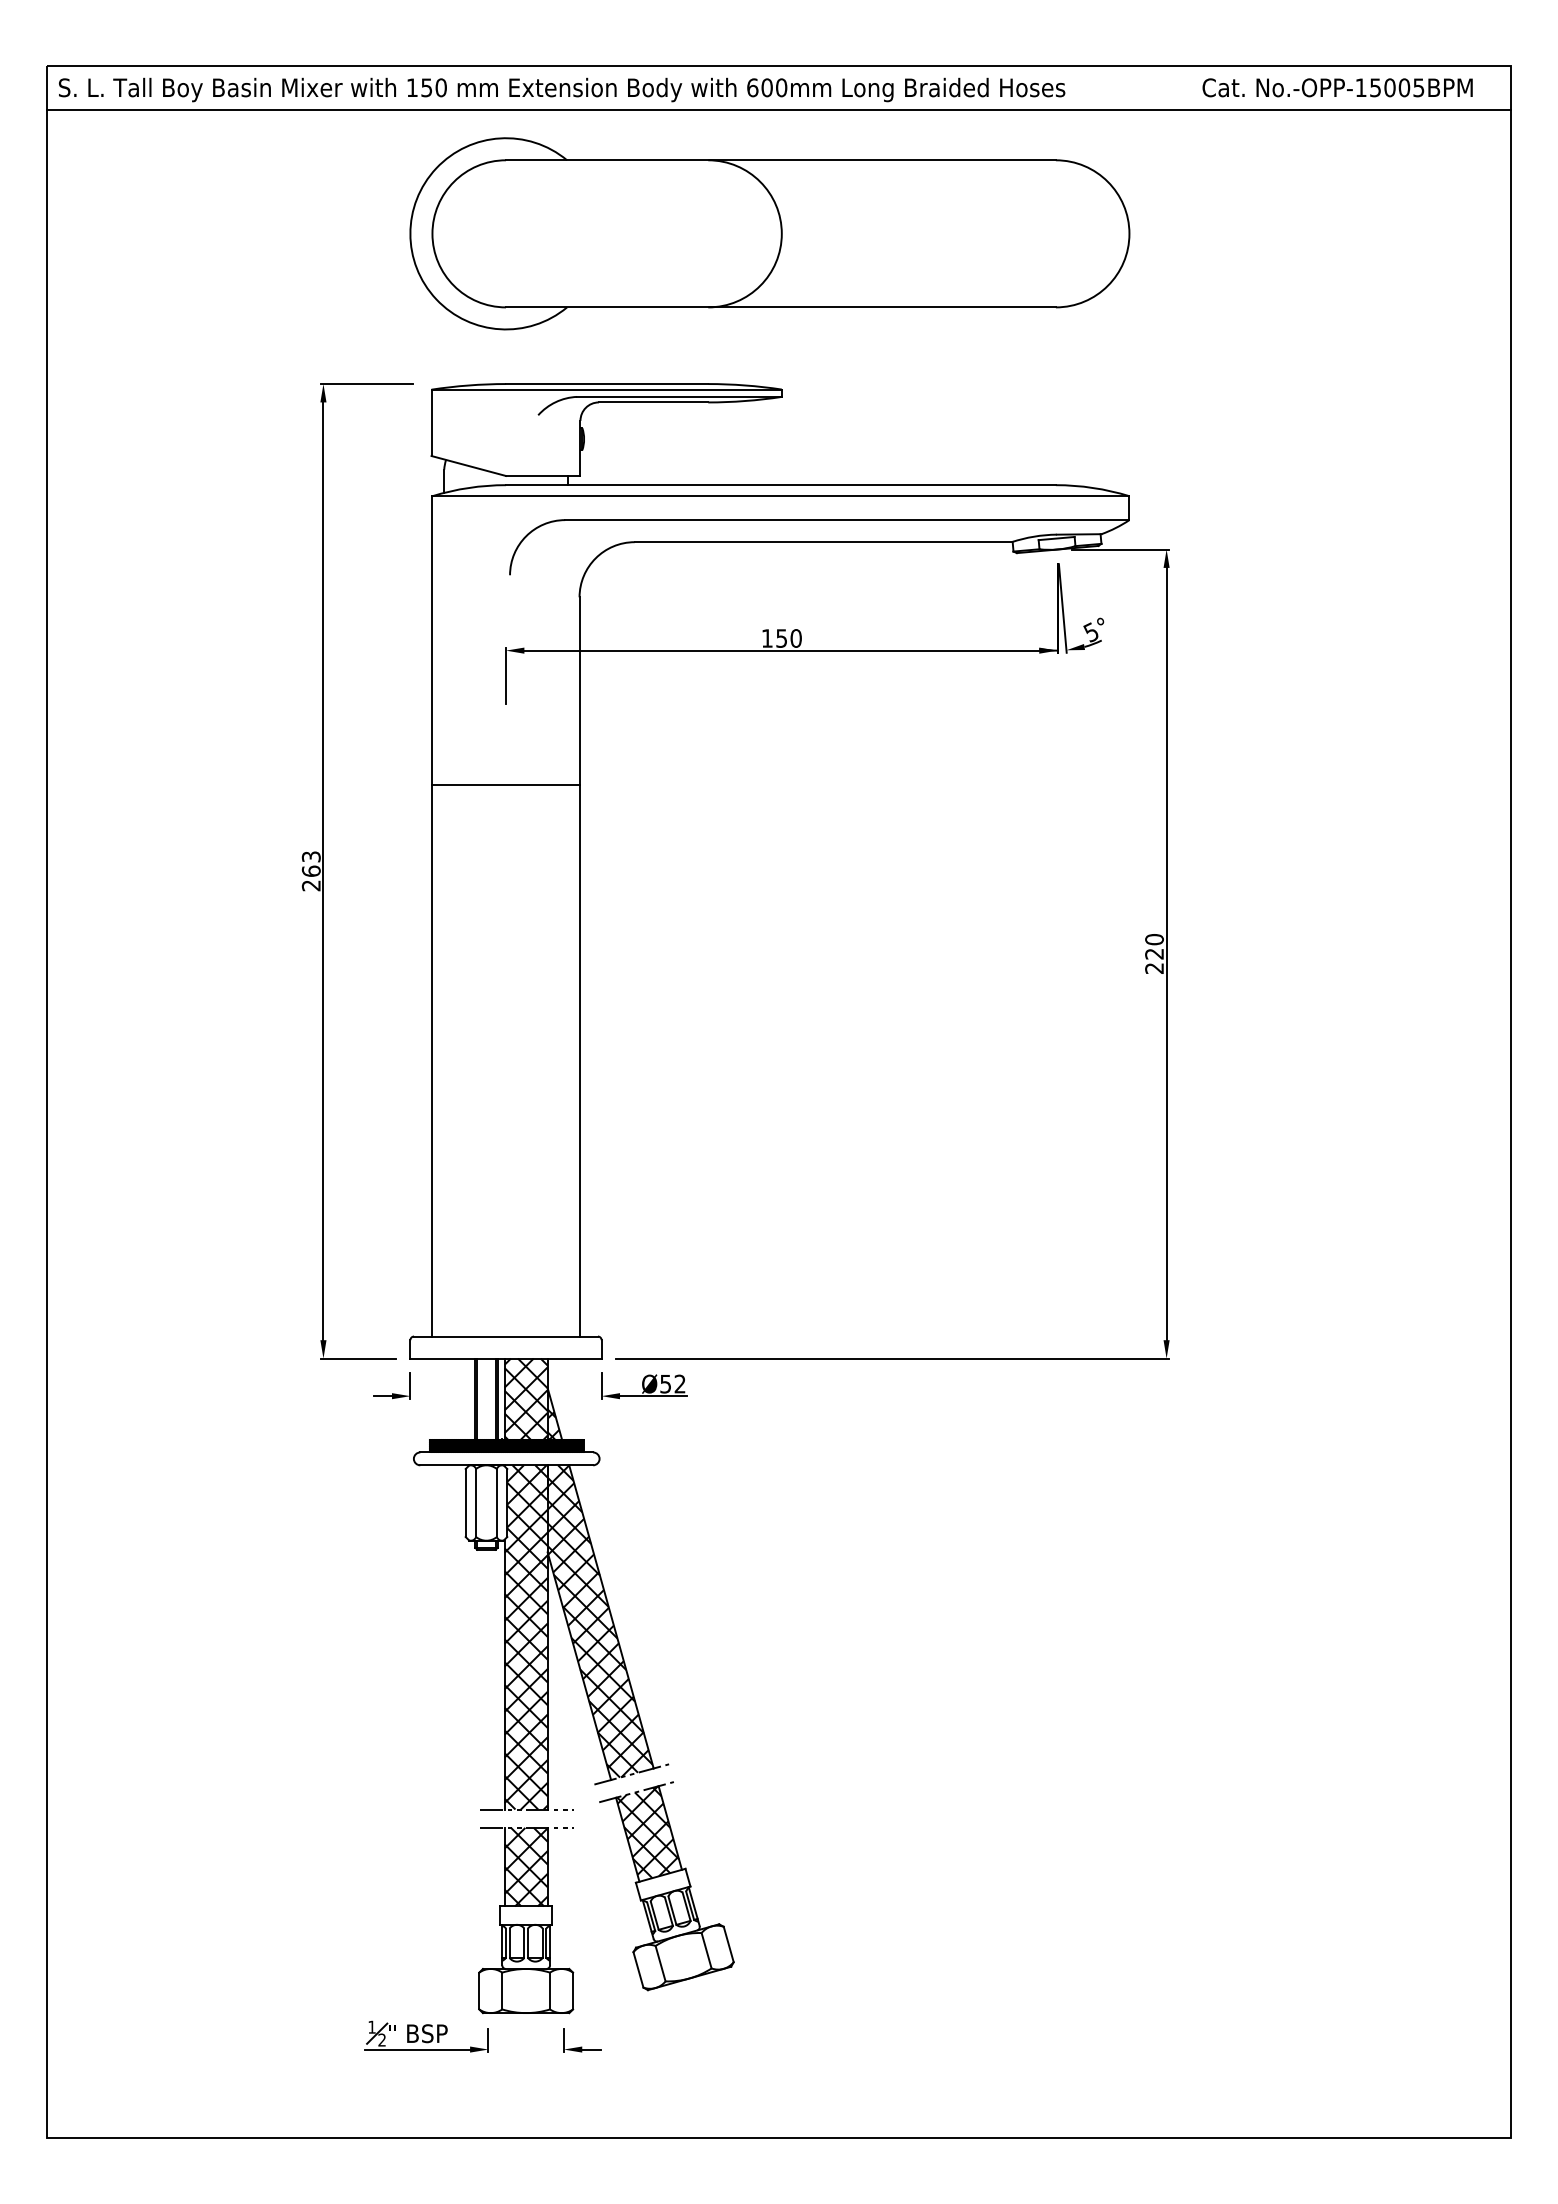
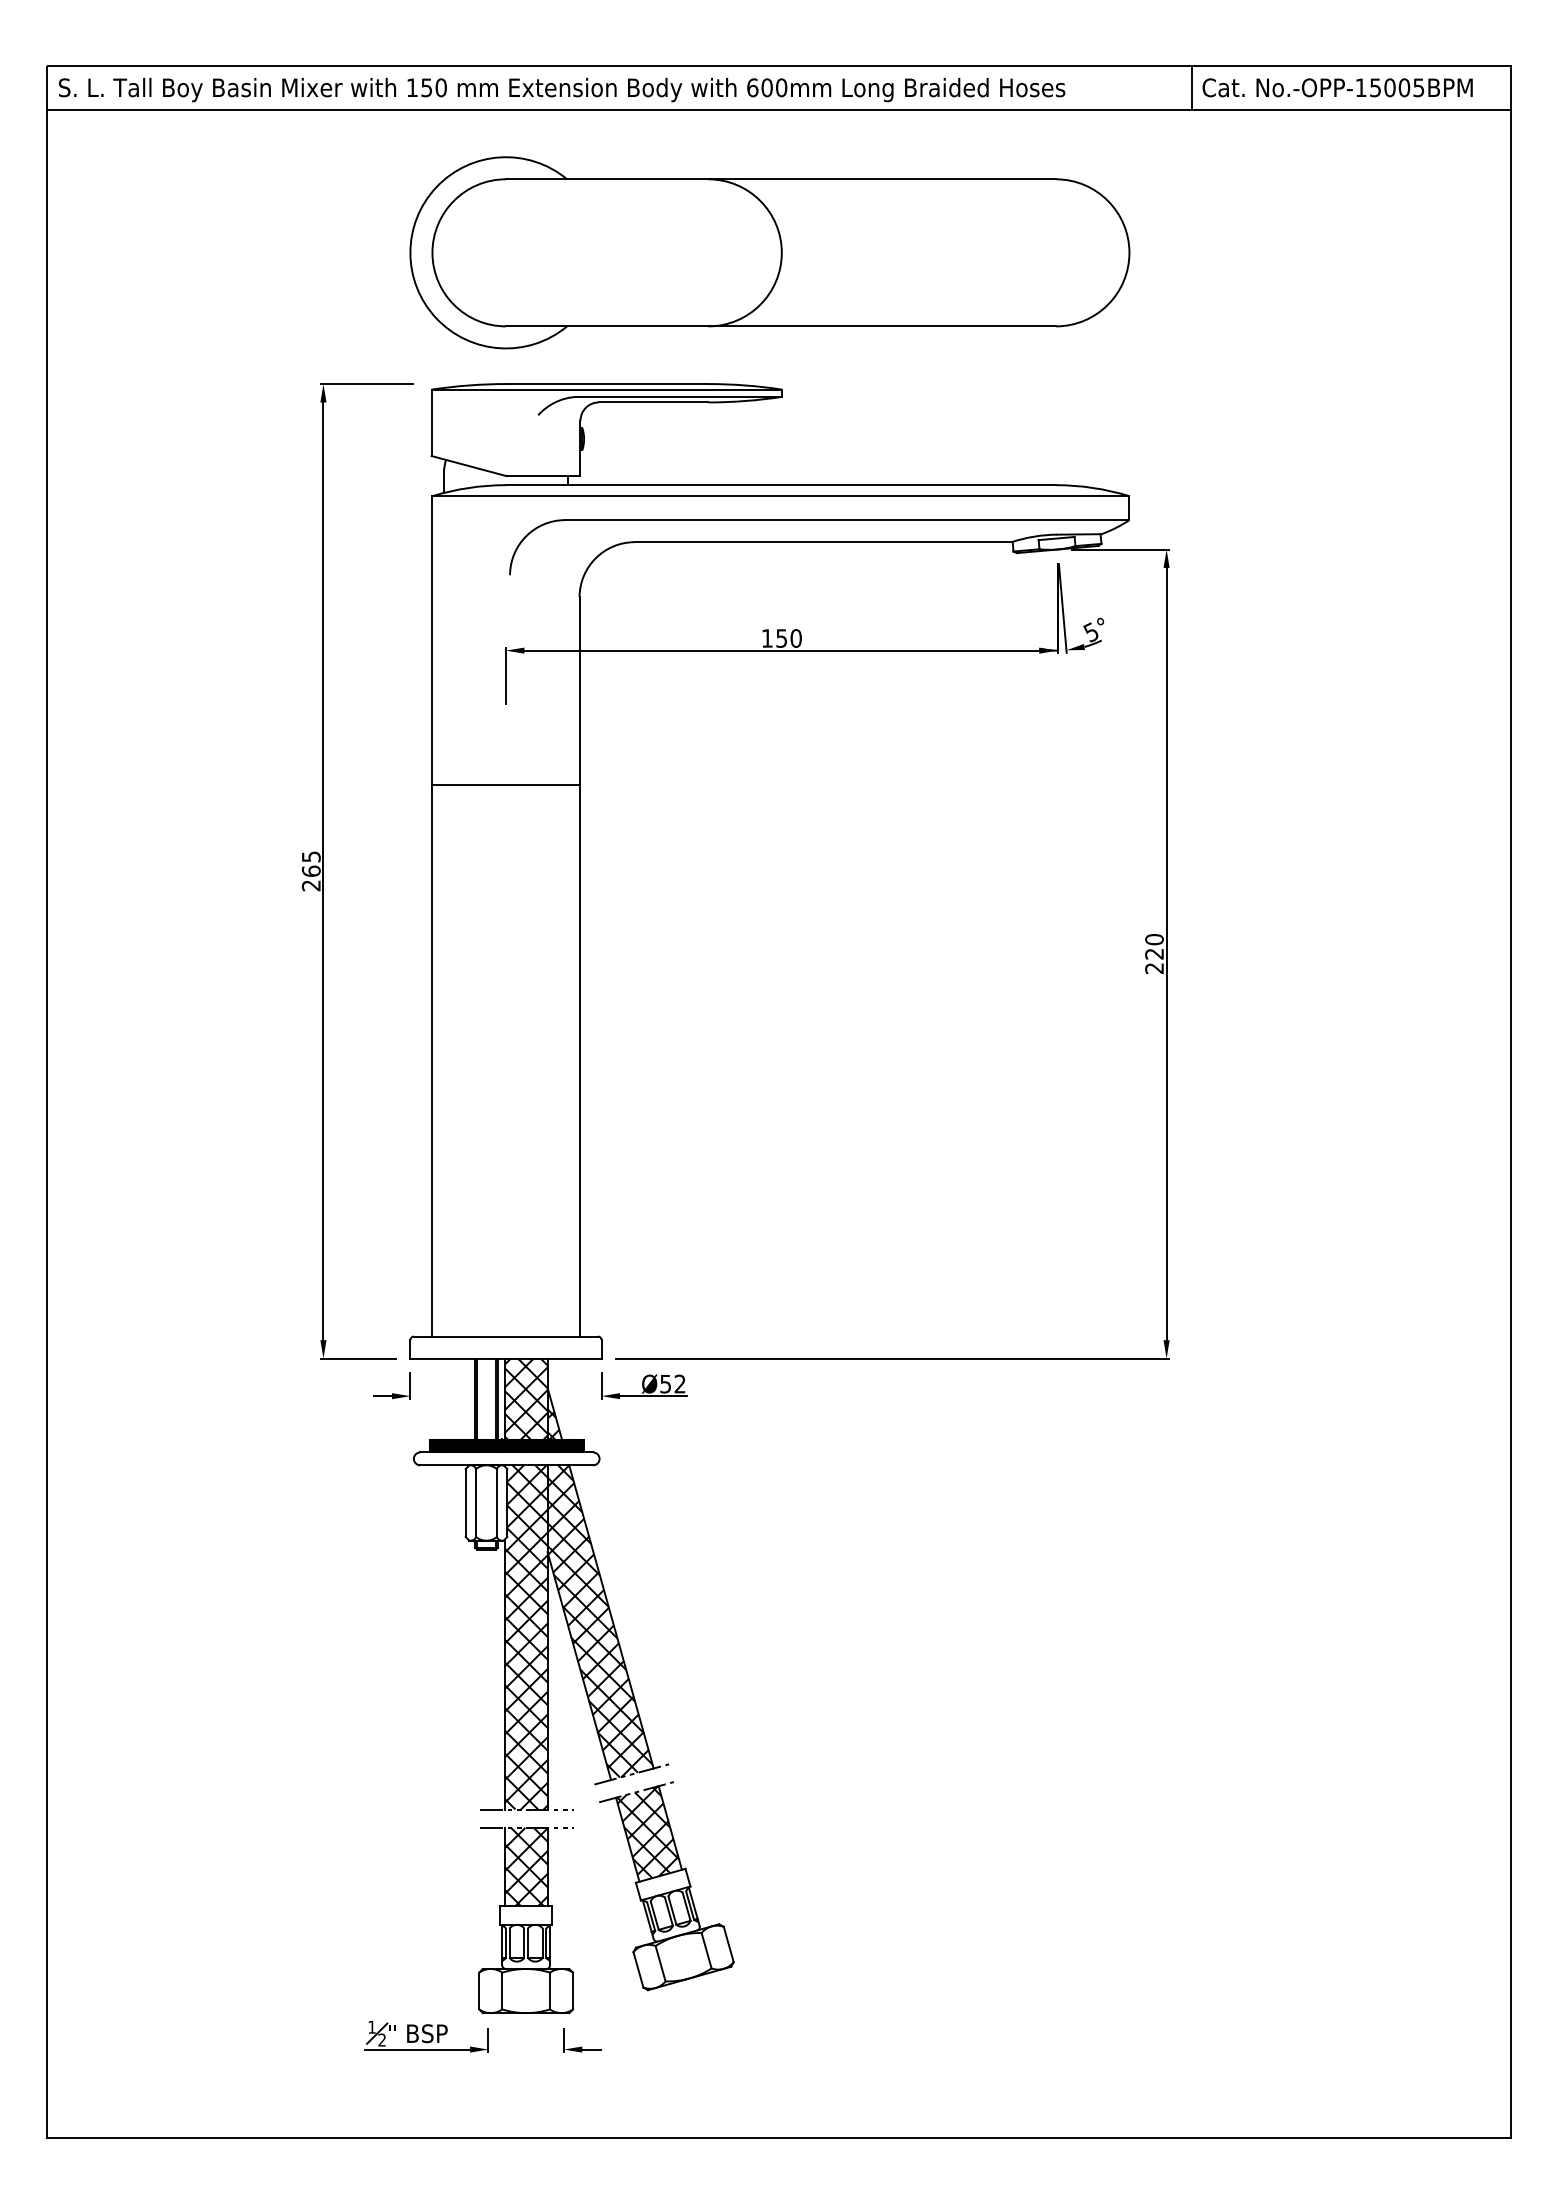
line: none -> present (1192, 88)
part position: (769, 233) -> (769, 252) (769, 252)
text: 263 -> 265 (310, 856)
